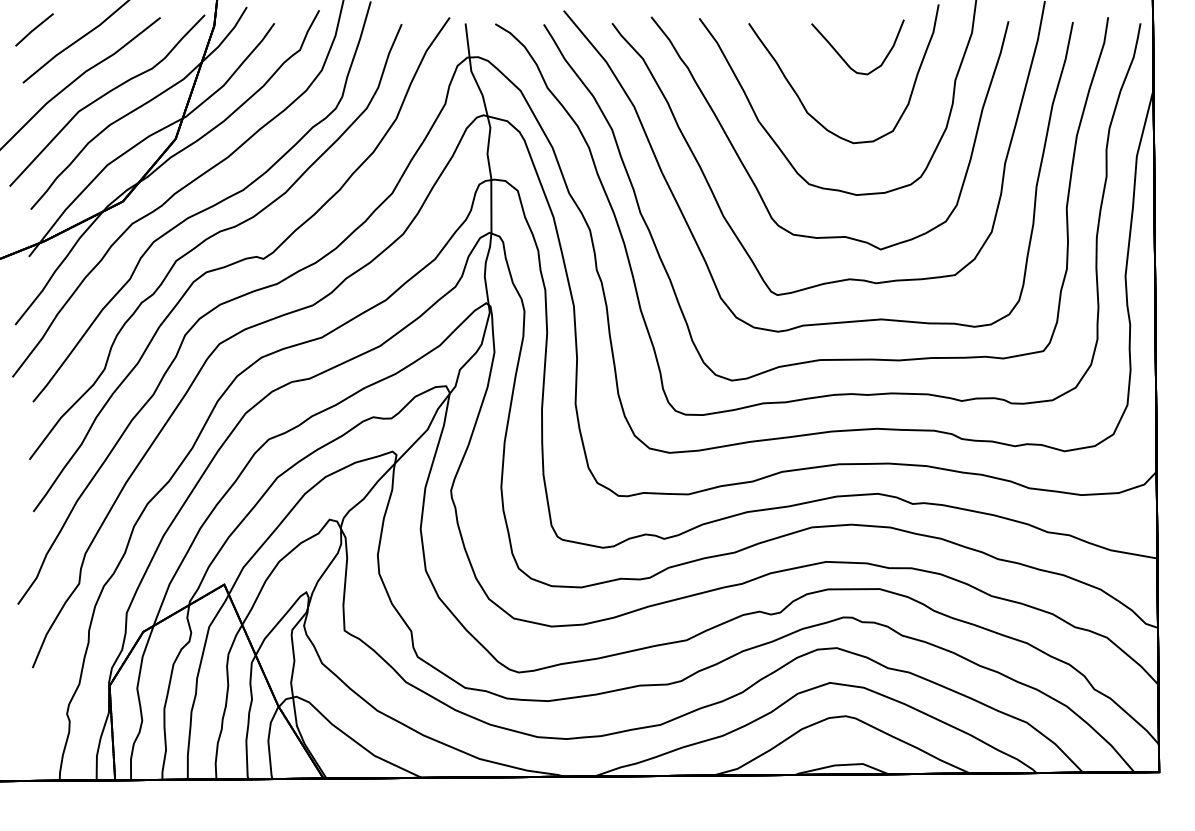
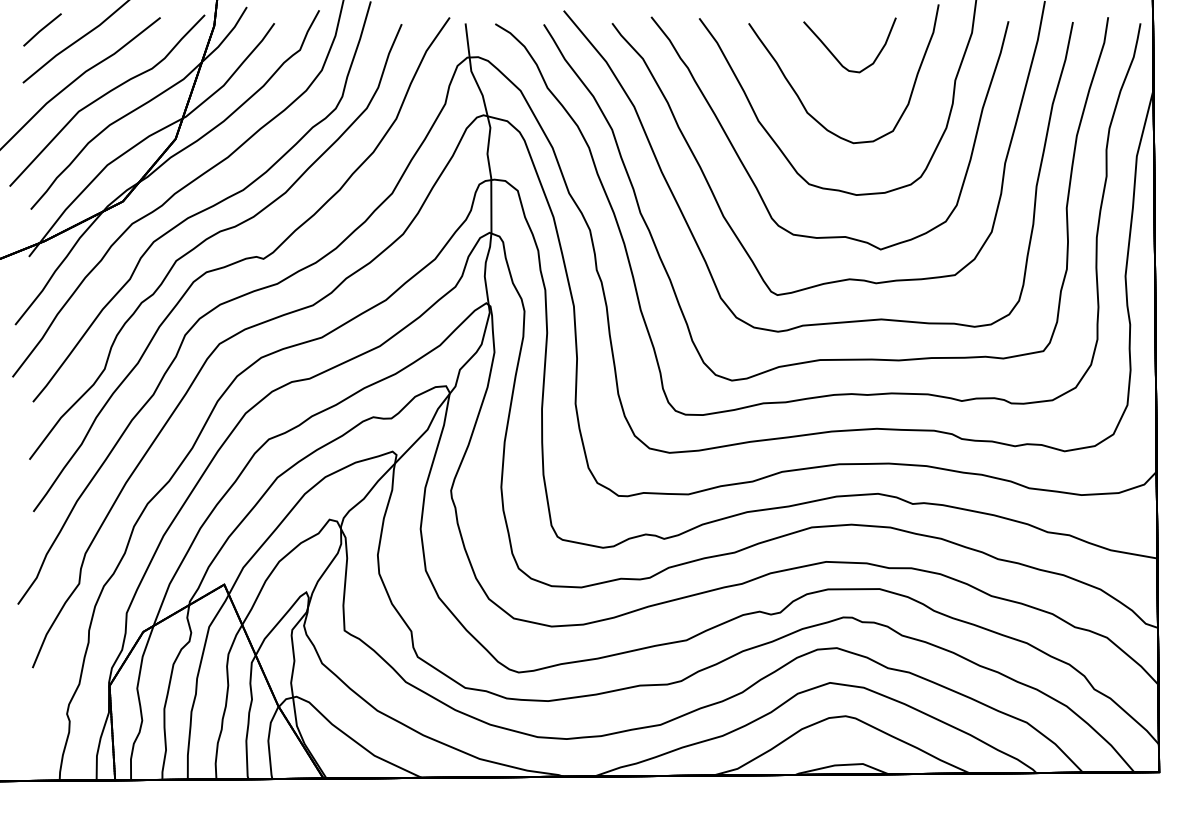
line position: (34, 29) -> (42, 29) (42, 29)
curve position: (844, 59) -> (836, 57) (836, 57)
